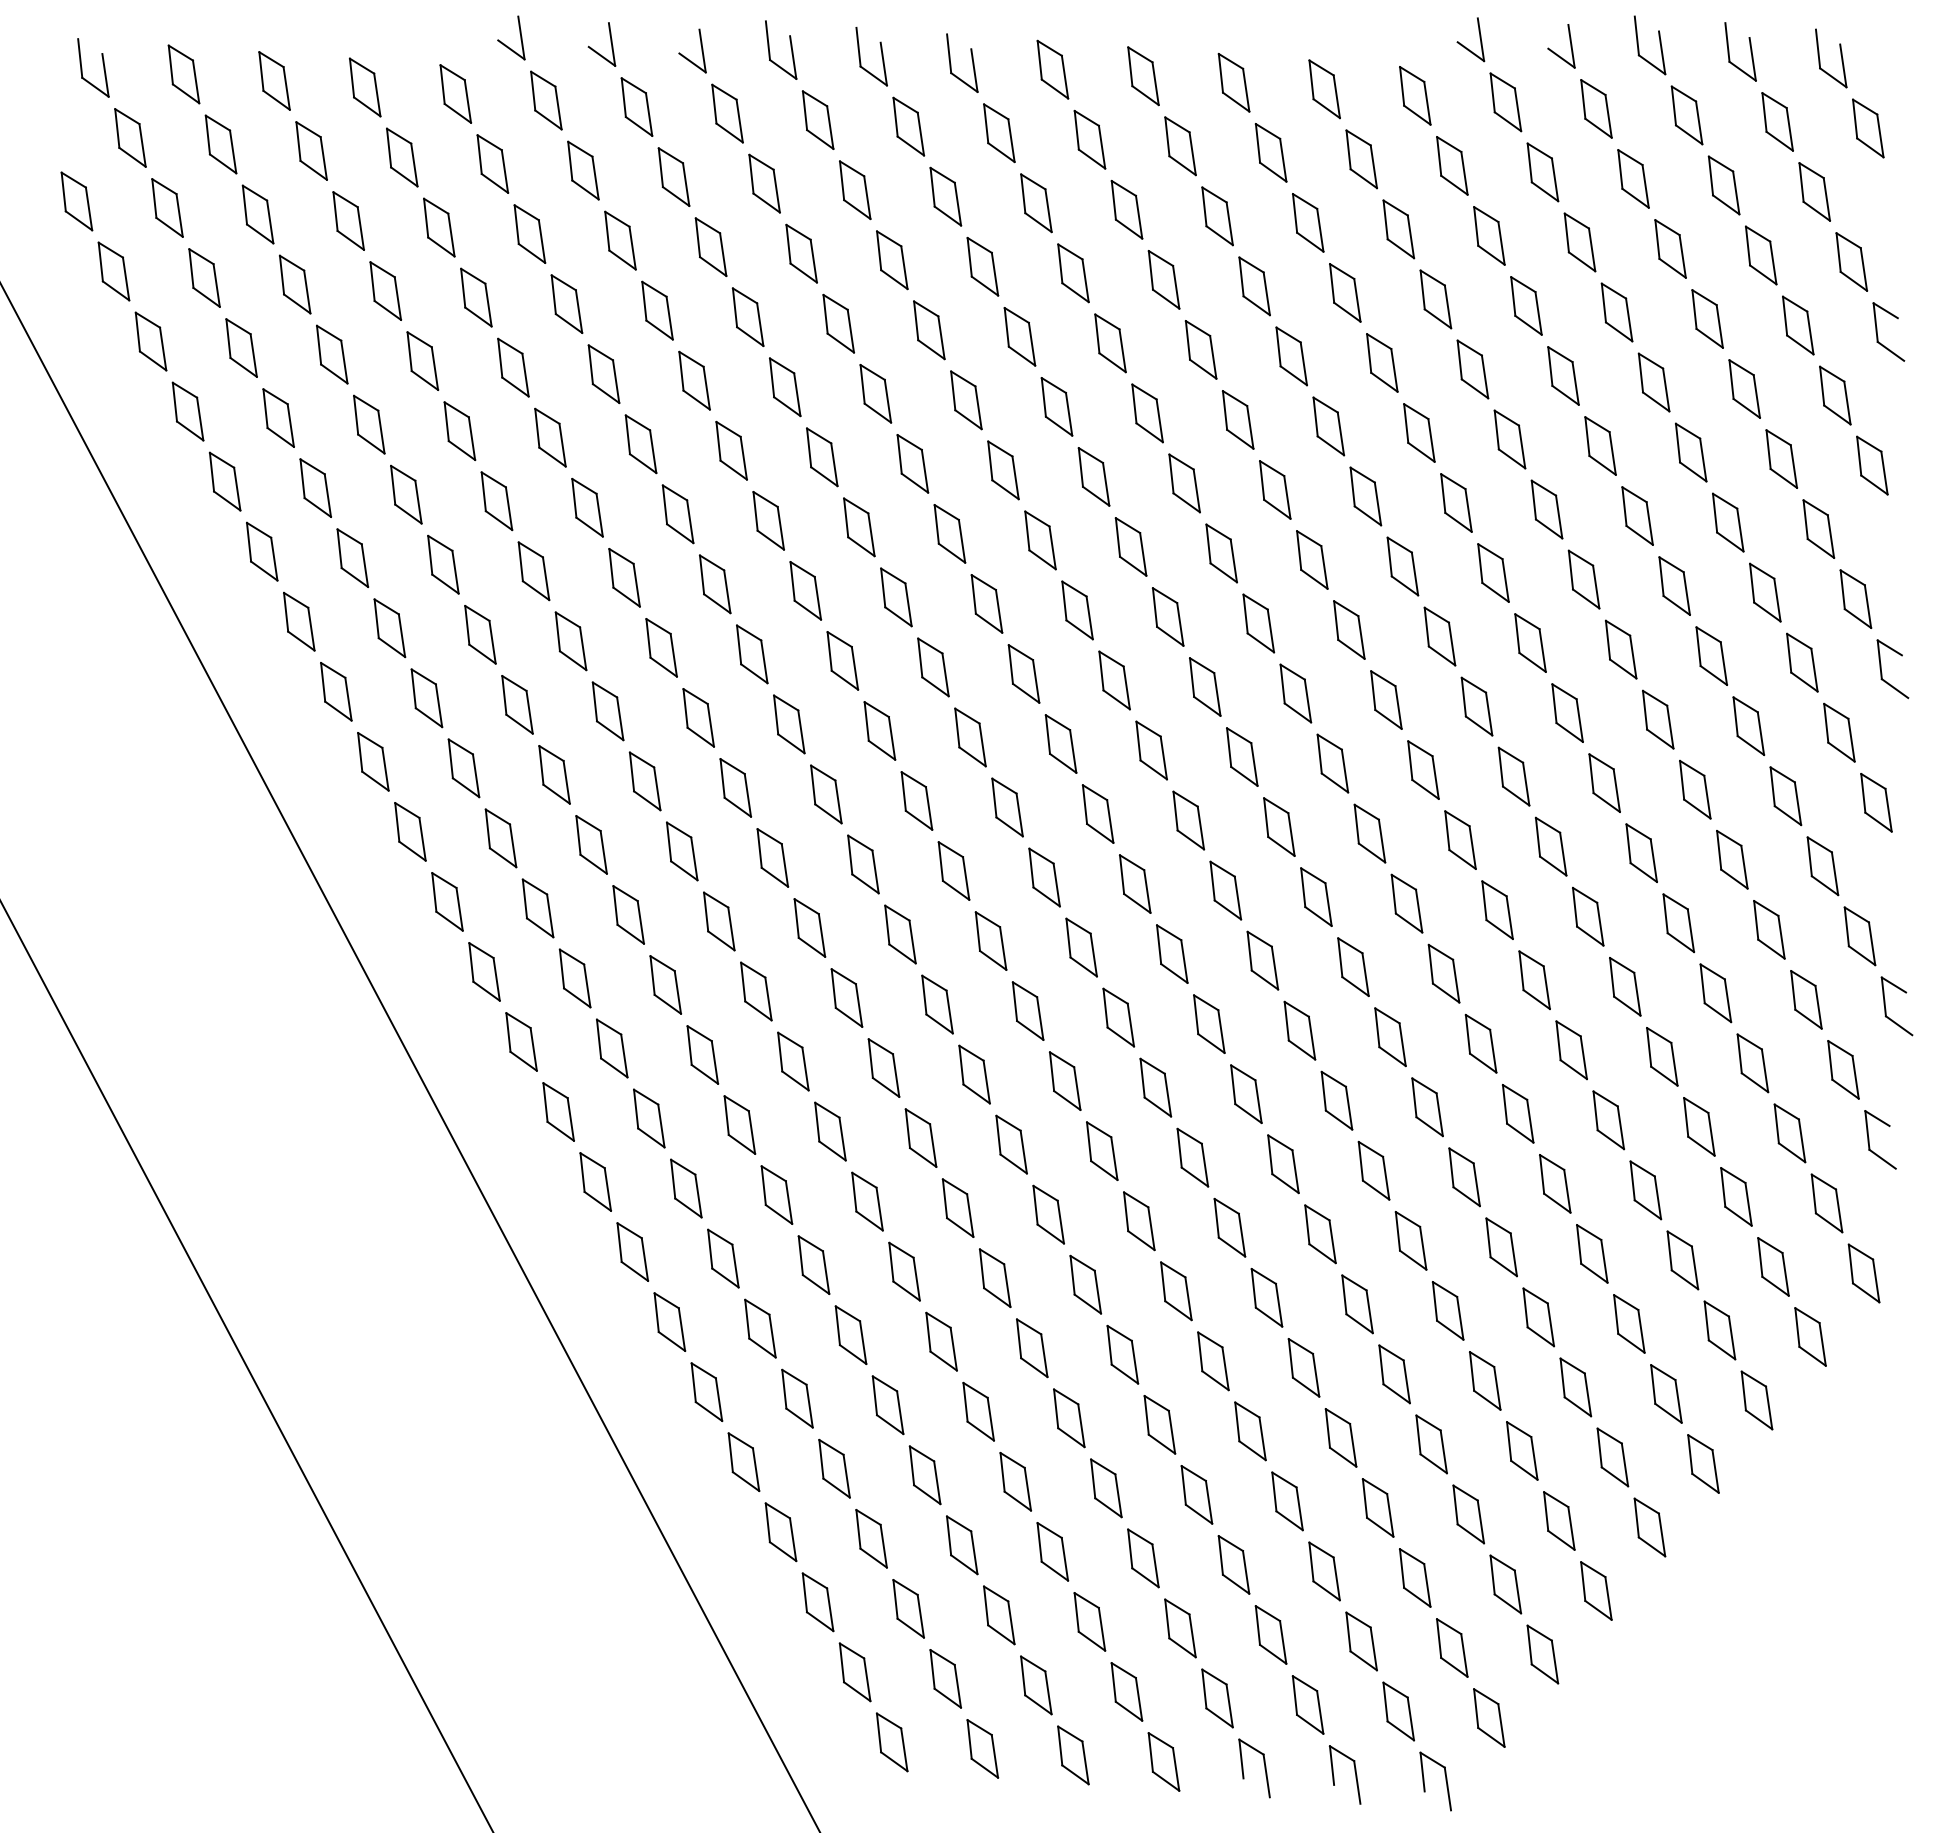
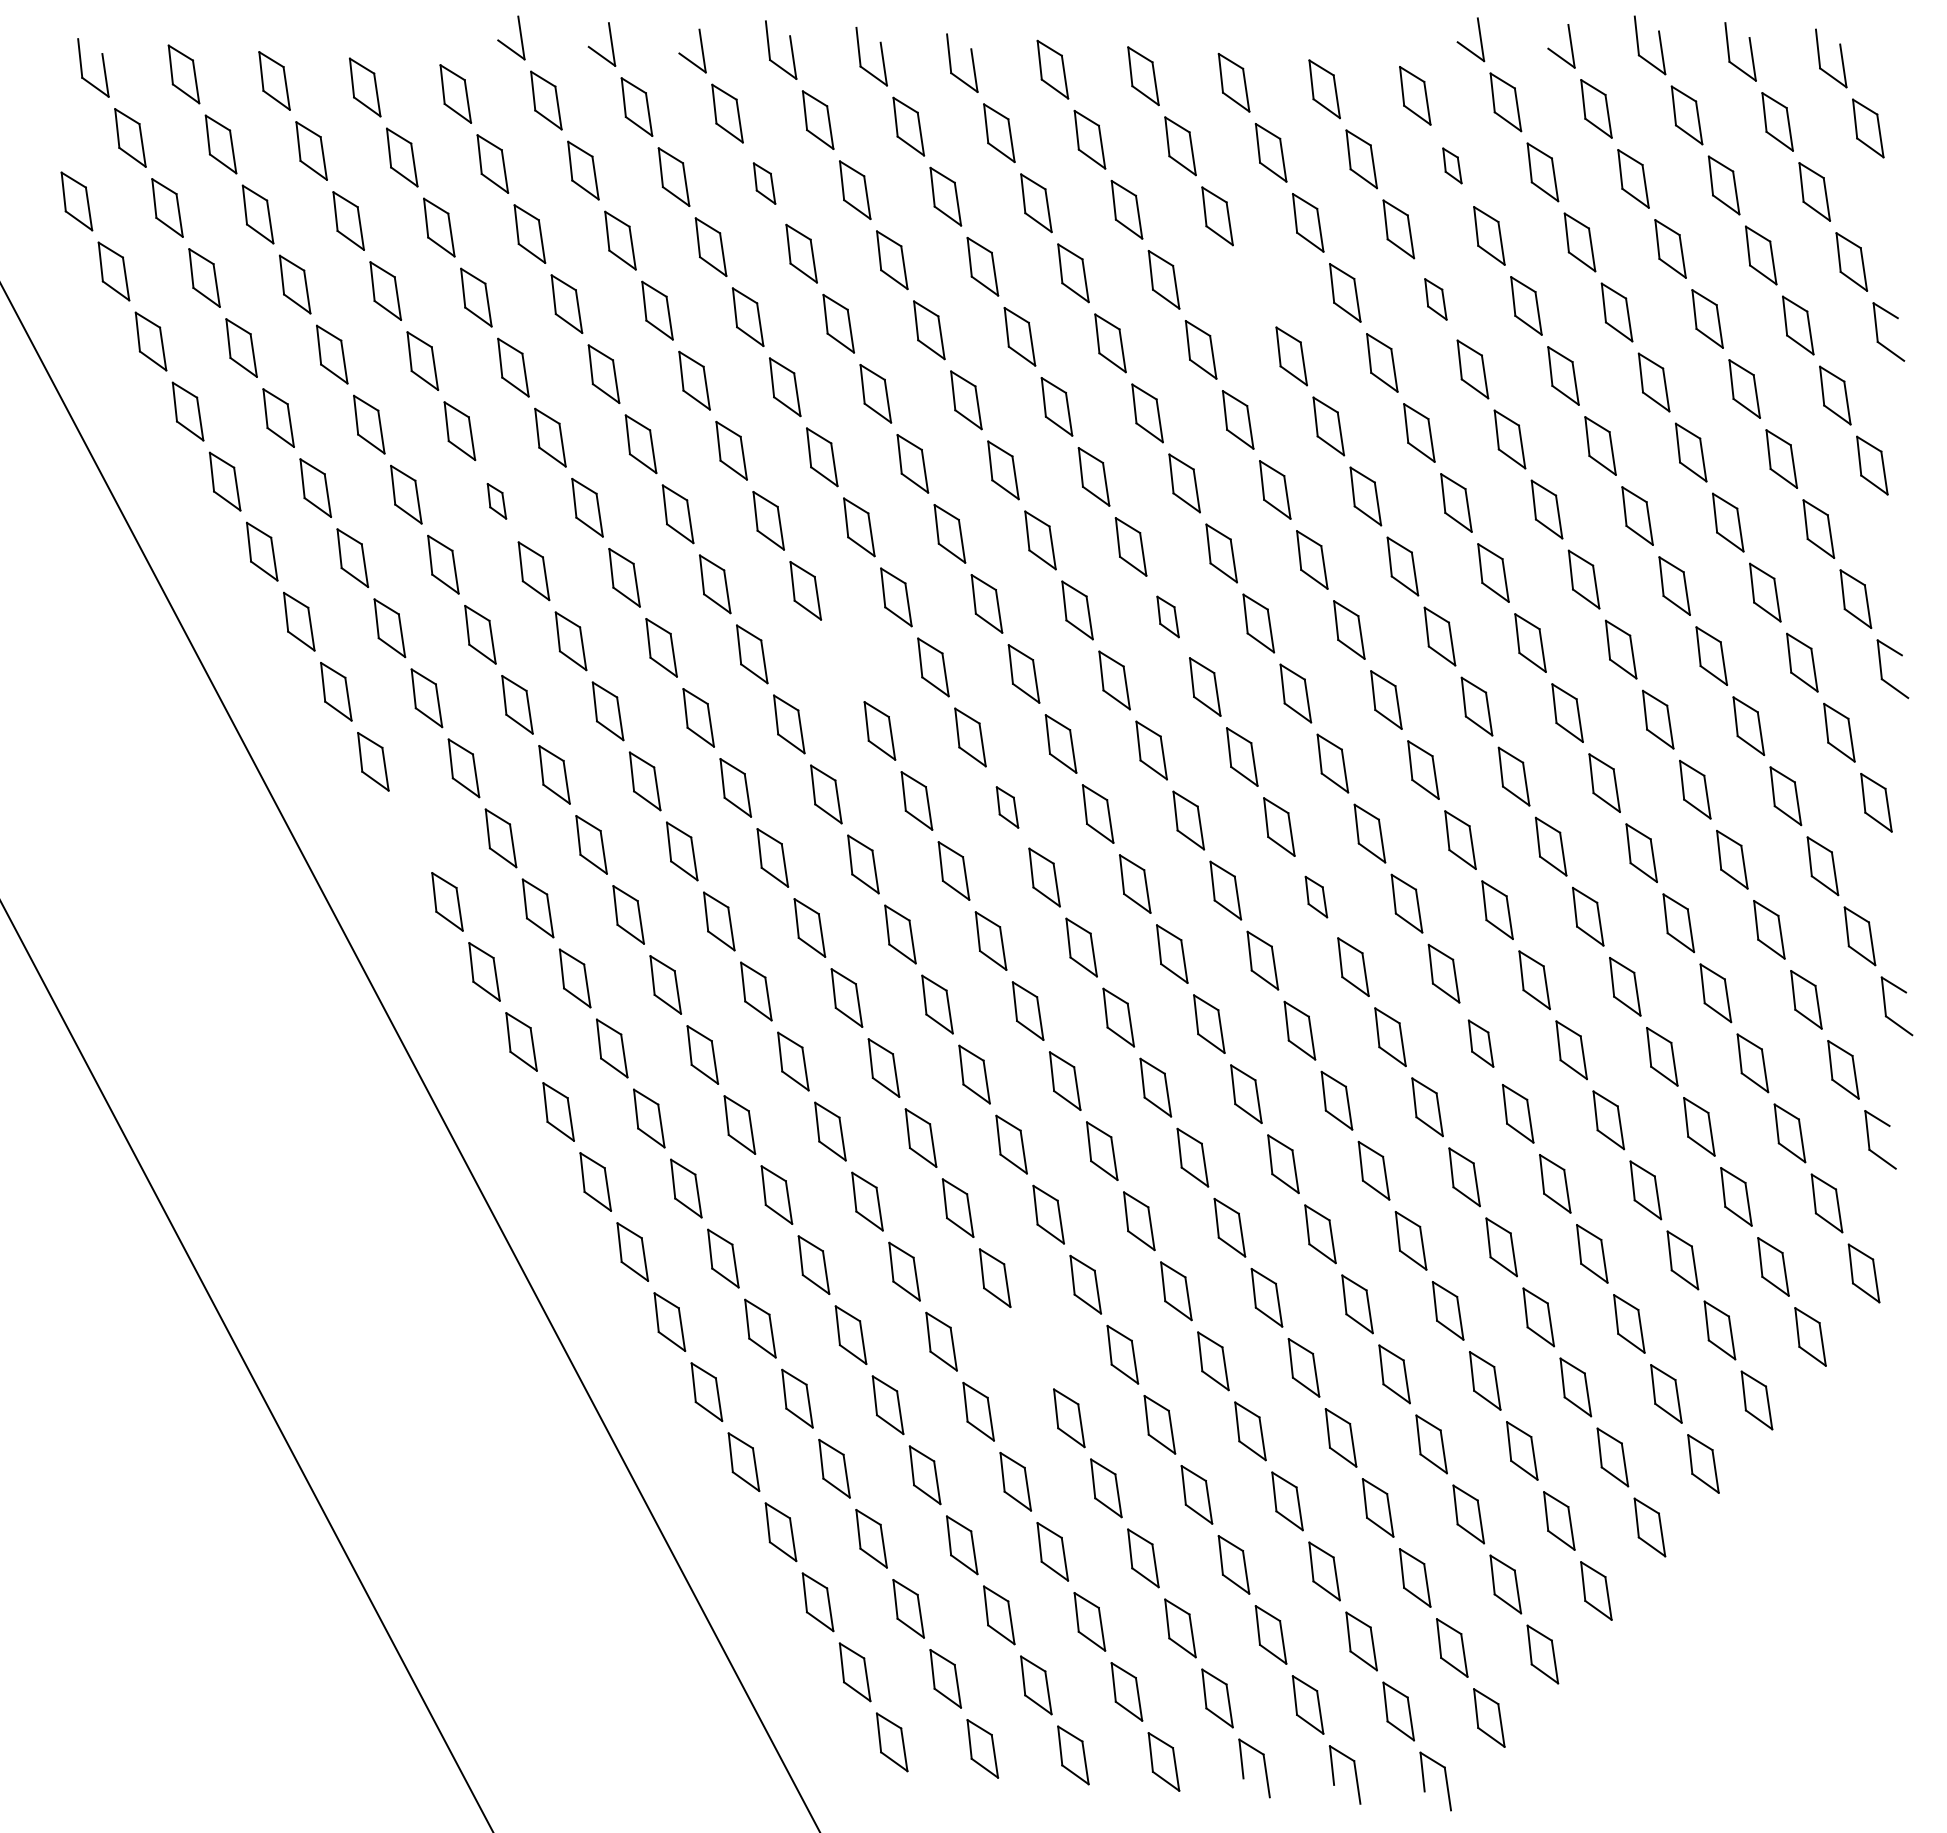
part size: 33x60 px -> 21x38 px (1452, 165)
part size: 33x61 px -> 25x43 px (764, 183)
part: present -> none (1254, 286)
part size: 34x61 px -> 24x43 px (1435, 299)
part size: 34x61 px -> 22x37 px (496, 501)
part size: 34x60 px -> 24x44 px (1167, 616)
part: present -> none (842, 660)
part size: 33x61 px -> 25x43 px (1007, 807)
part: present -> none (410, 831)
part size: 33x60 px -> 25x44 px (1316, 896)
part size: 34x61 px -> 28x49 px (1480, 1043)
part: present -> none (1032, 1348)
